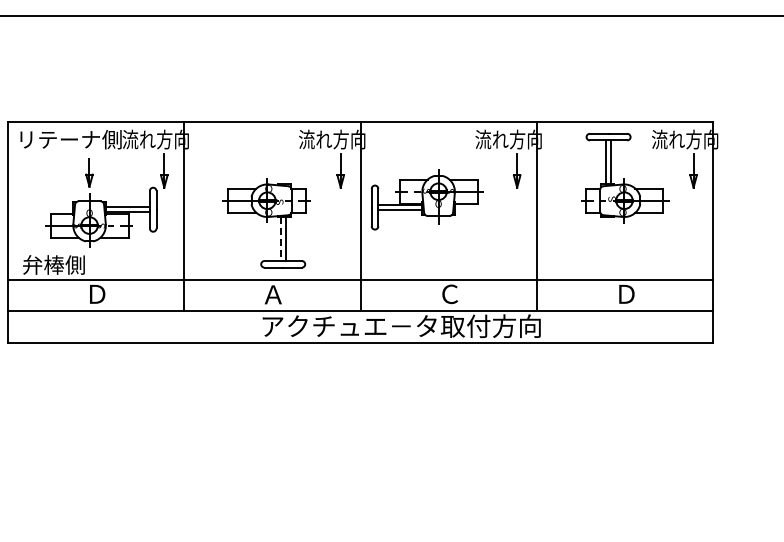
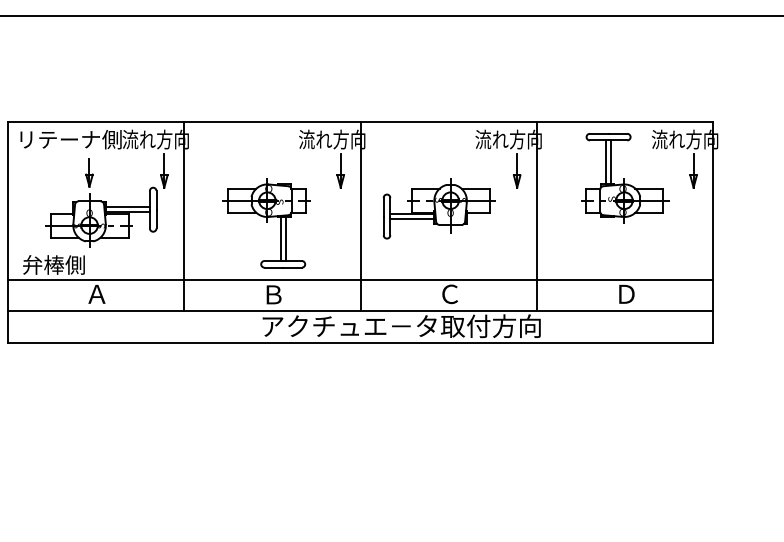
part position: (426, 199) -> (438, 208) (438, 208)
line: dashed -> solid (280, 239)
text: Ｄ -> Ａ (96, 293)
text: Ａ -> Ｂ (272, 294)
